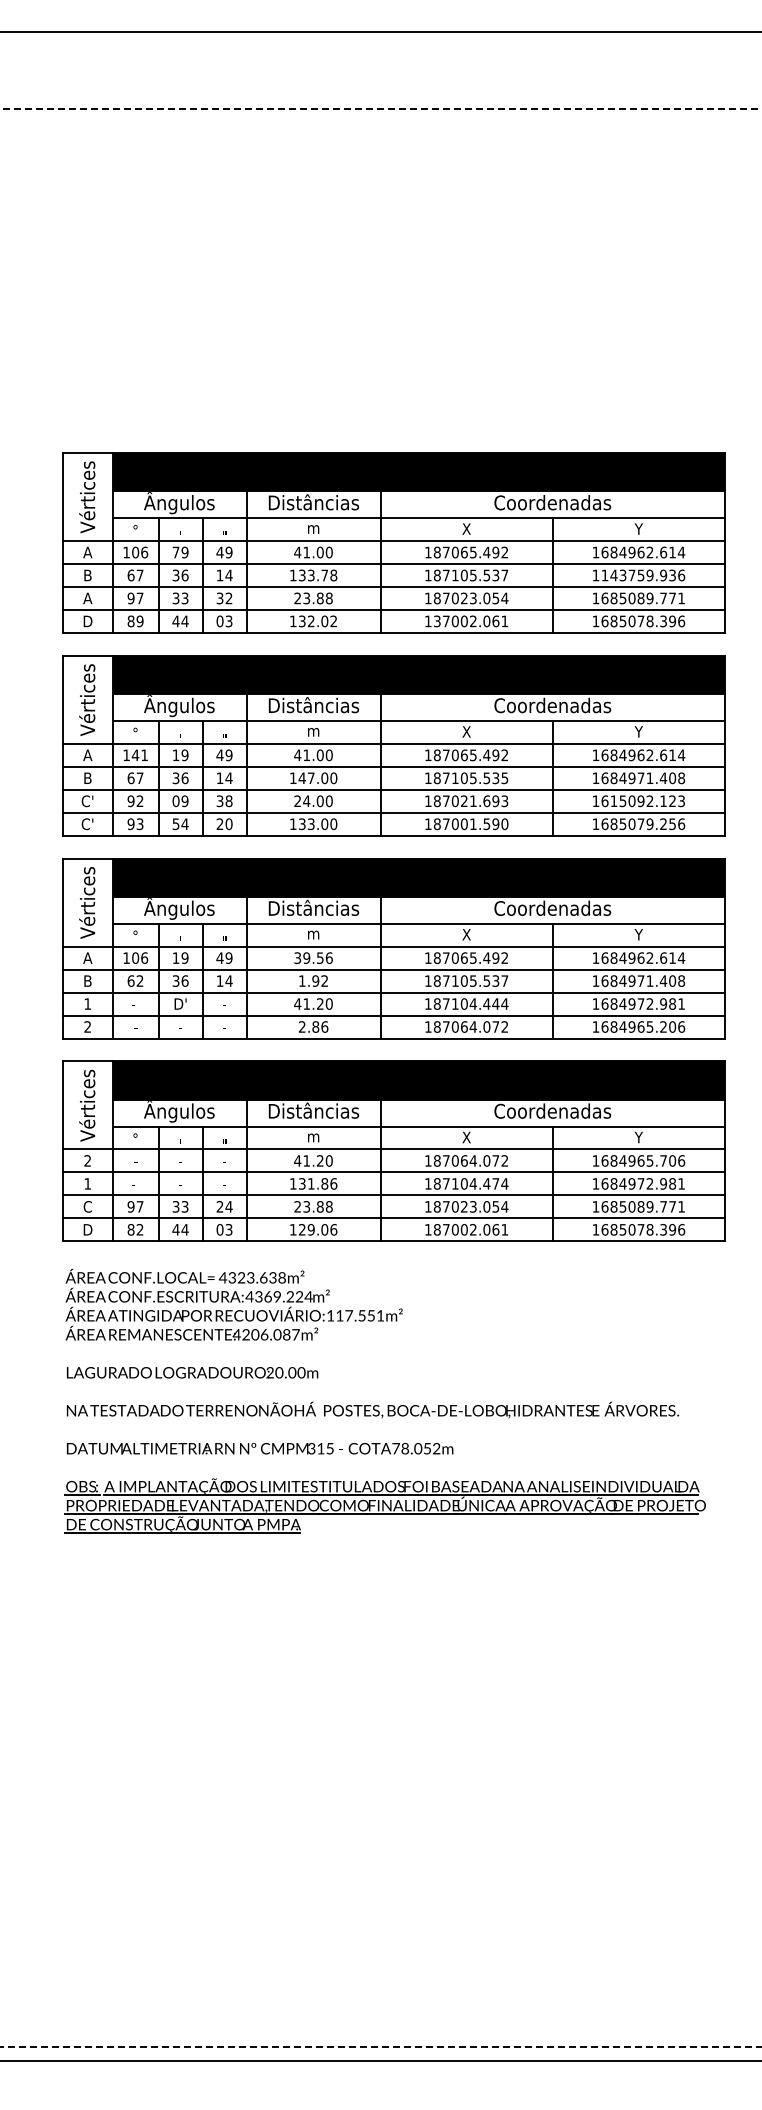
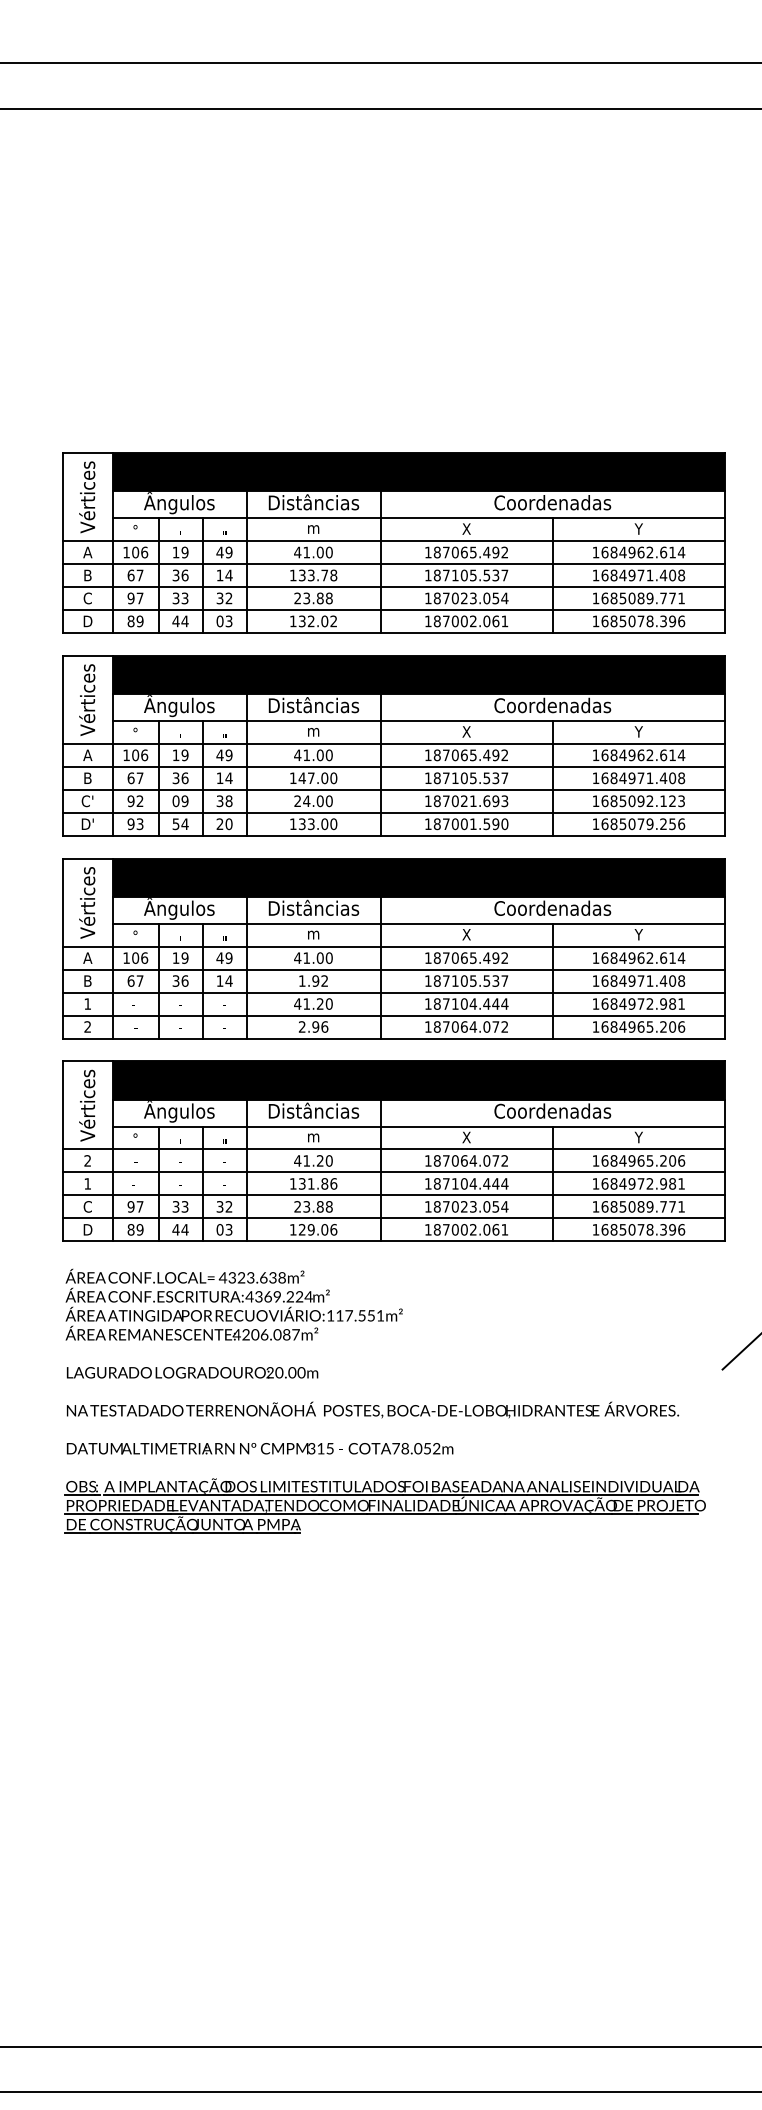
line position: (380, 32) -> (380, 63) (380, 63)
line: dashed -> solid (380, 108)
text: 79 -> 19 (175, 552)
text: 1143759.936 -> 1684971.408 (643, 575)
text: A -> C (87, 598)
text: 137002.061 -> 187002.061 (436, 621)
text: 141 -> 106 (139, 755)
text: 187105.535 -> 187105.537 (504, 778)
text: 1615092.123 -> 1685092.123 (613, 801)
text: C' -> D' (87, 824)
text: 39.56 -> 41.00 (313, 957)
text: 62 -> 67 (139, 980)
text: D' -> - (180, 1003)
text: 2.86 -> 2.96 (315, 1026)
text: 1684965.706 -> 1684965.206 (663, 1160)
text: 187104.474 -> 187104.444 (495, 1183)
text: 24 -> 32 (224, 1206)
text: 82 -> 89 (139, 1229)
line: none -> present (740, 1352)
line: dashed -> solid (381, 2046)
line position: (380, 2061) -> (380, 2092) (380, 2092)
